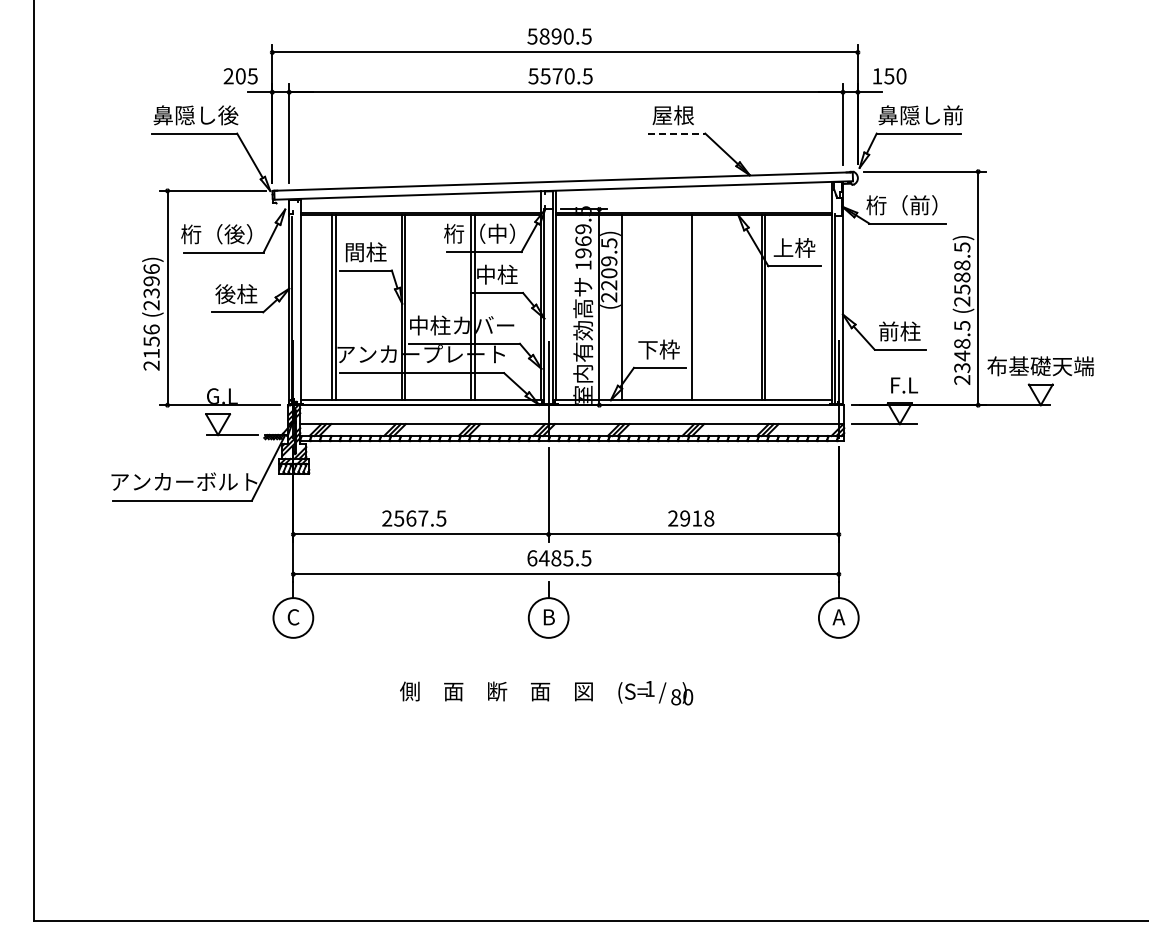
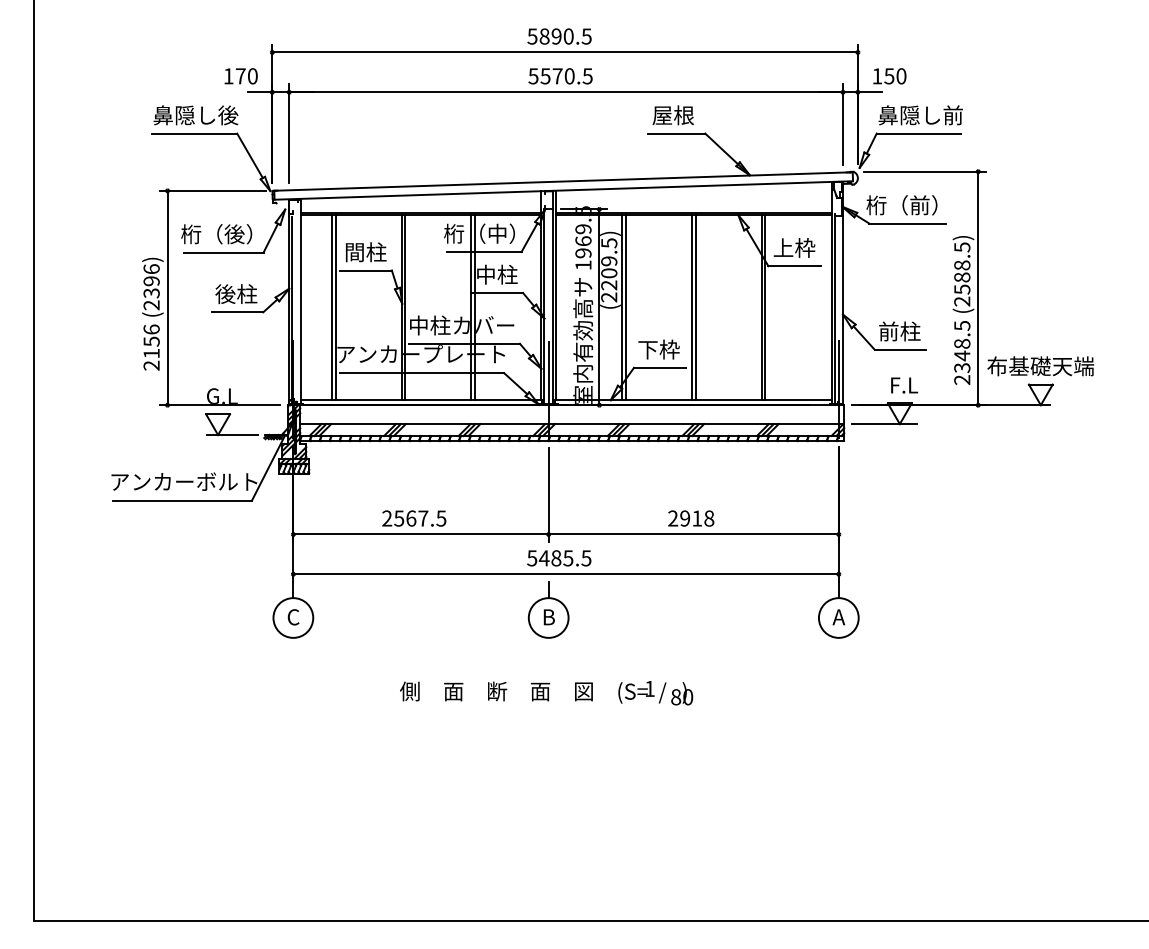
text: 205 -> 170 (240, 76)
line: dashed -> solid (677, 133)
line: none -> present (625, 307)
line: none -> present (695, 307)
text: 6485.5 -> 5485.5 (532, 558)
